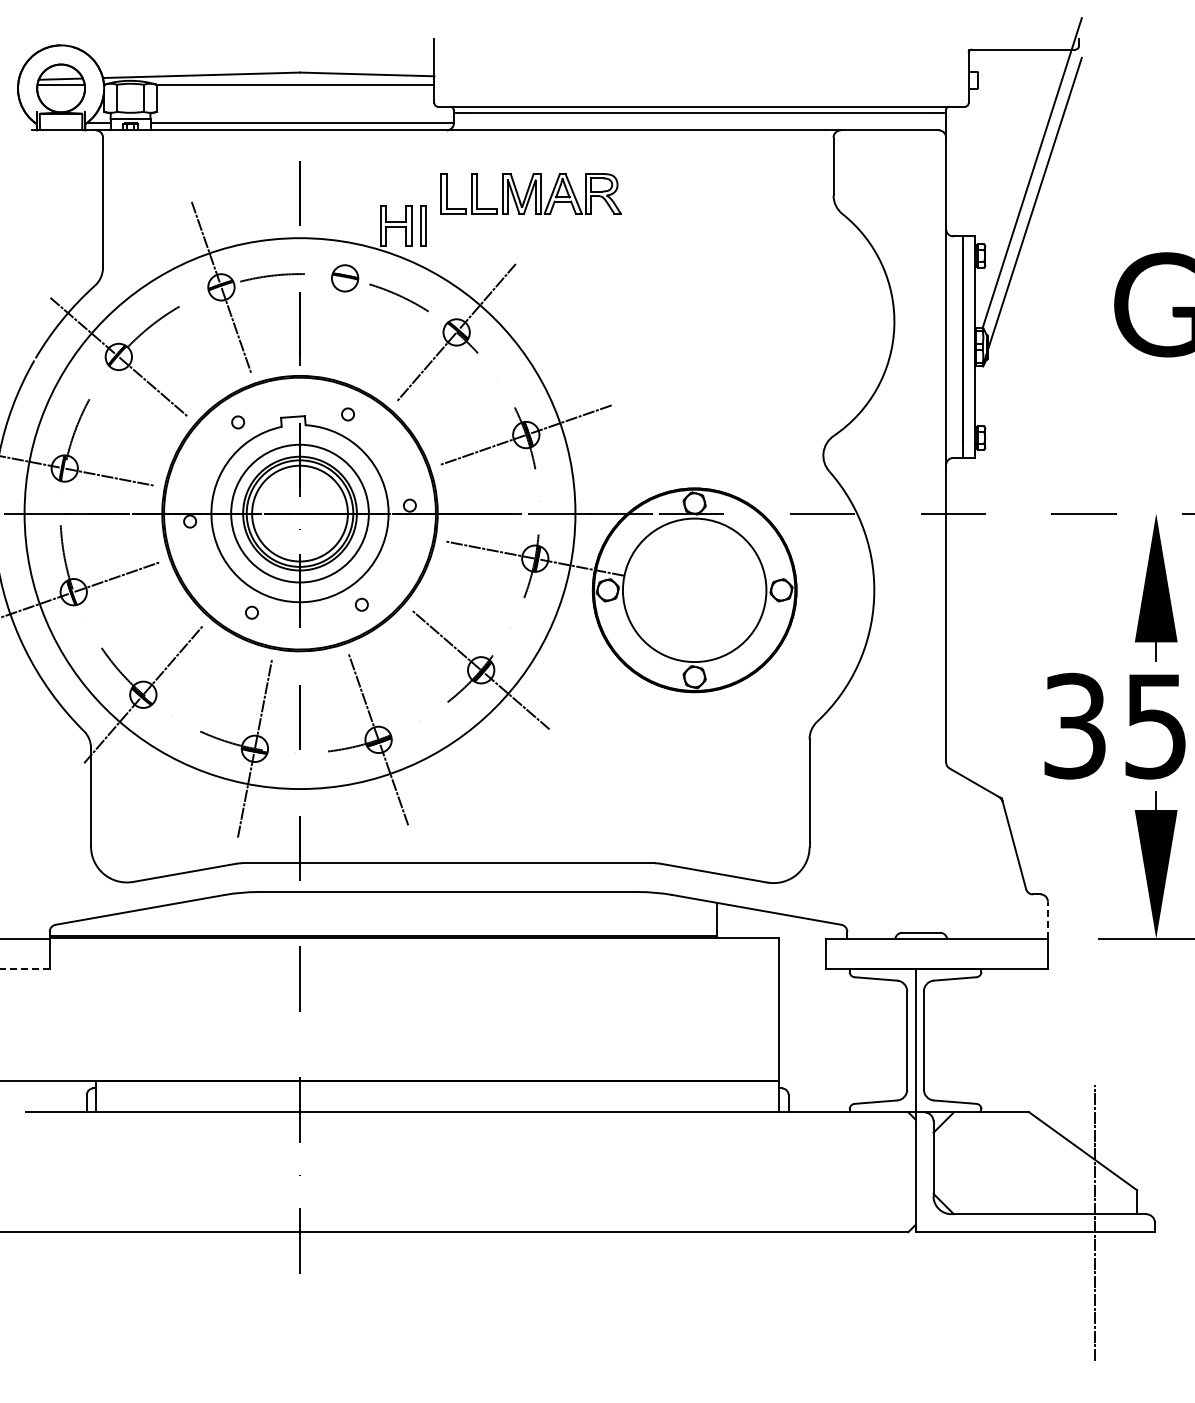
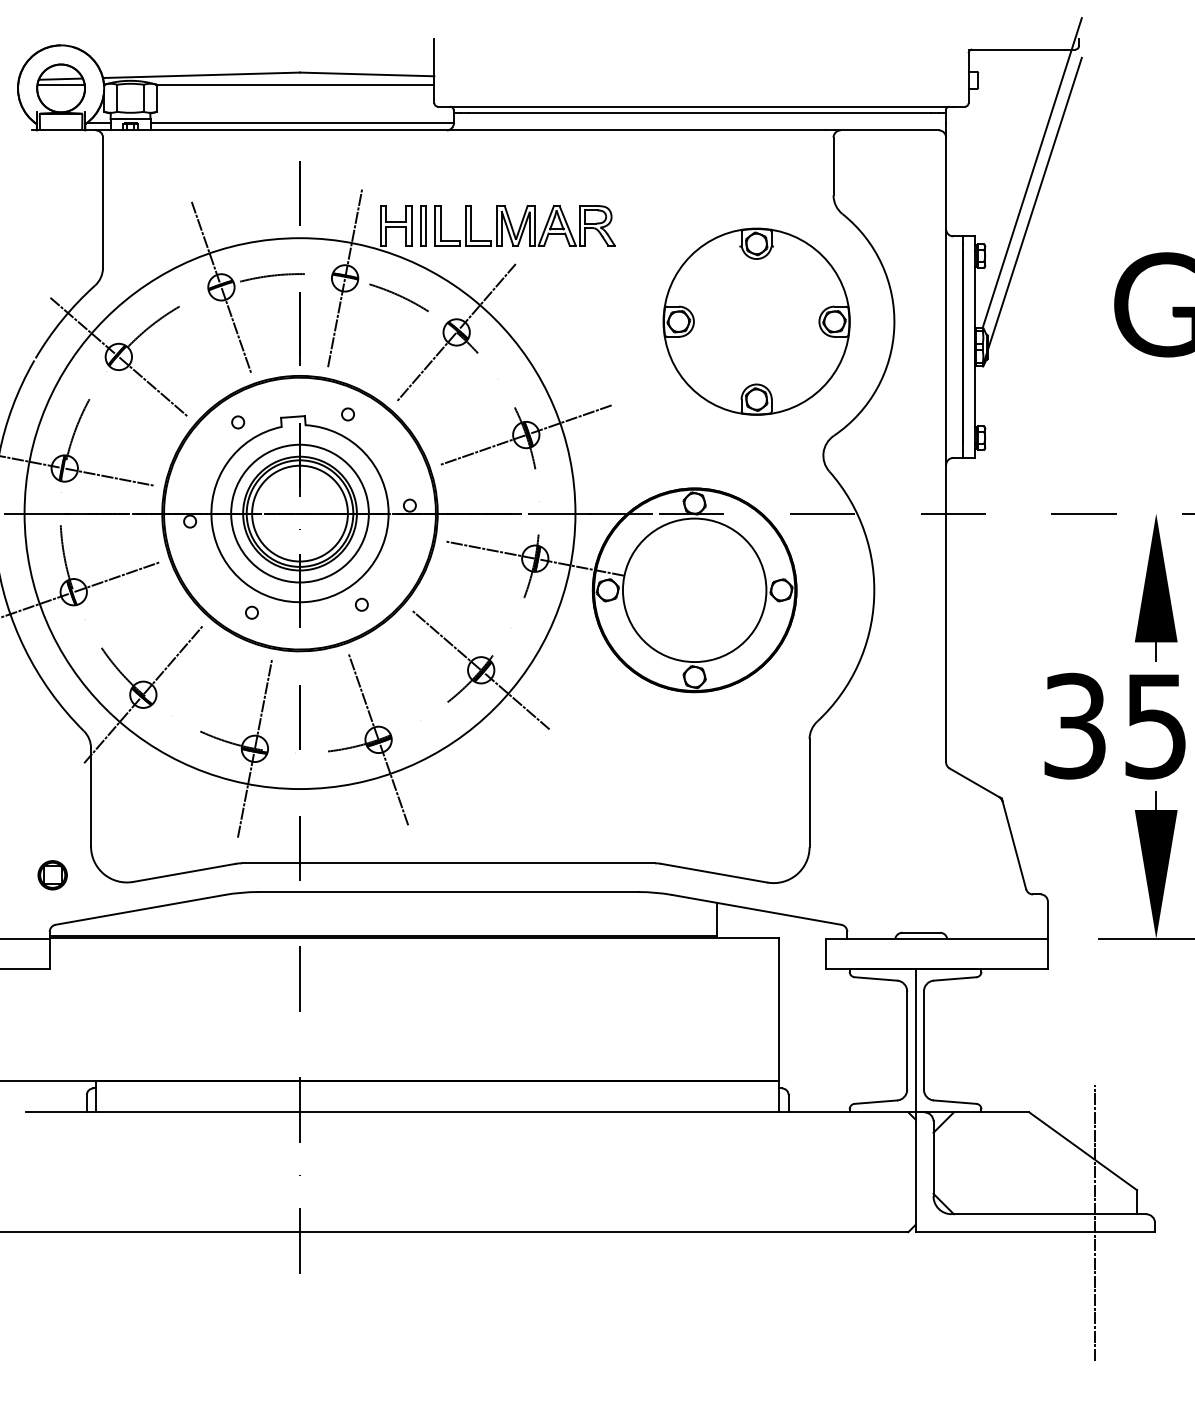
part position: (530, 193) -> (524, 225) (524, 225)
line: none -> present (345, 278)
part: none -> present (756, 321)
part: none -> present (52, 875)
line: dashed -> solid (1047, 920)
line: dashed -> solid (24, 968)
